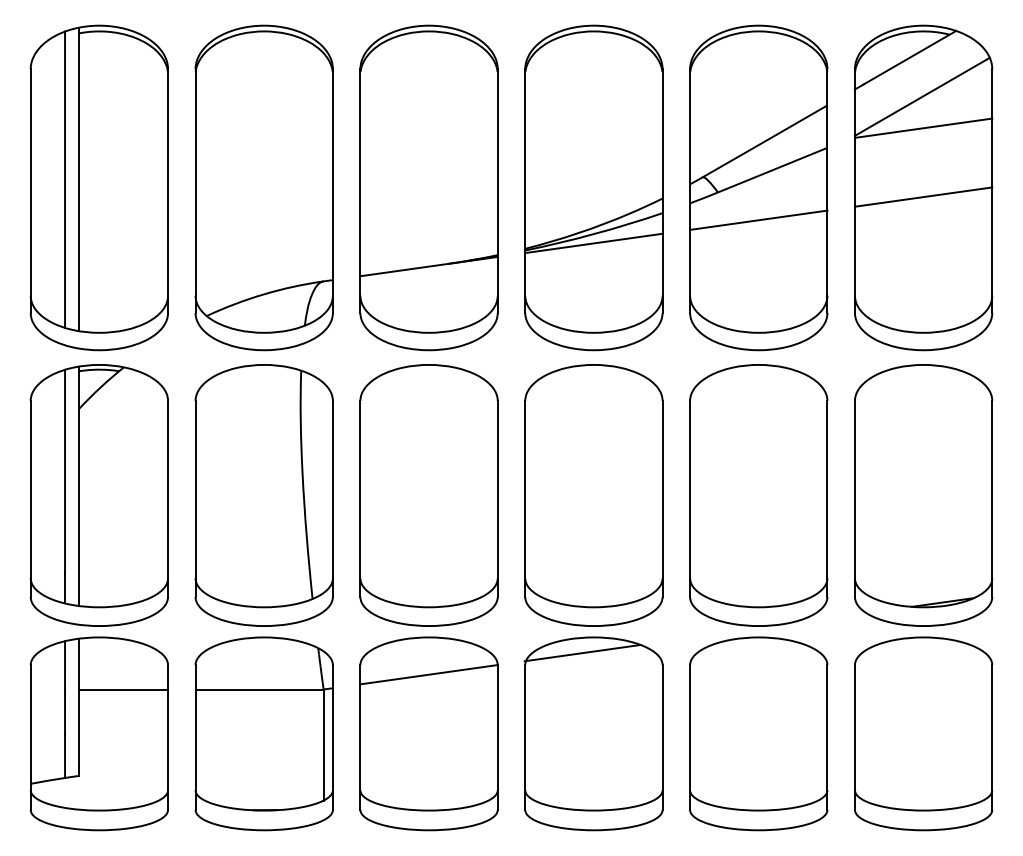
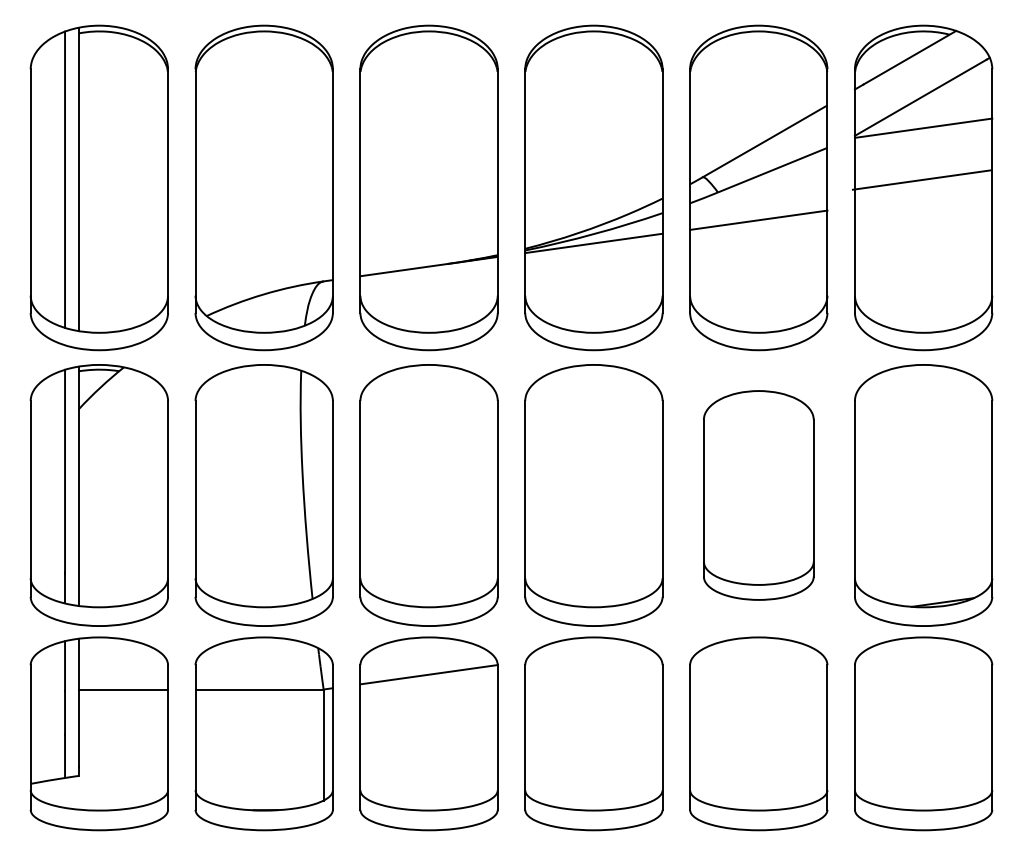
line position: (923, 196) -> (921, 179) (921, 179)
part size: 140x263 px -> 112x211 px (758, 495)
line: present -> none (582, 652)
